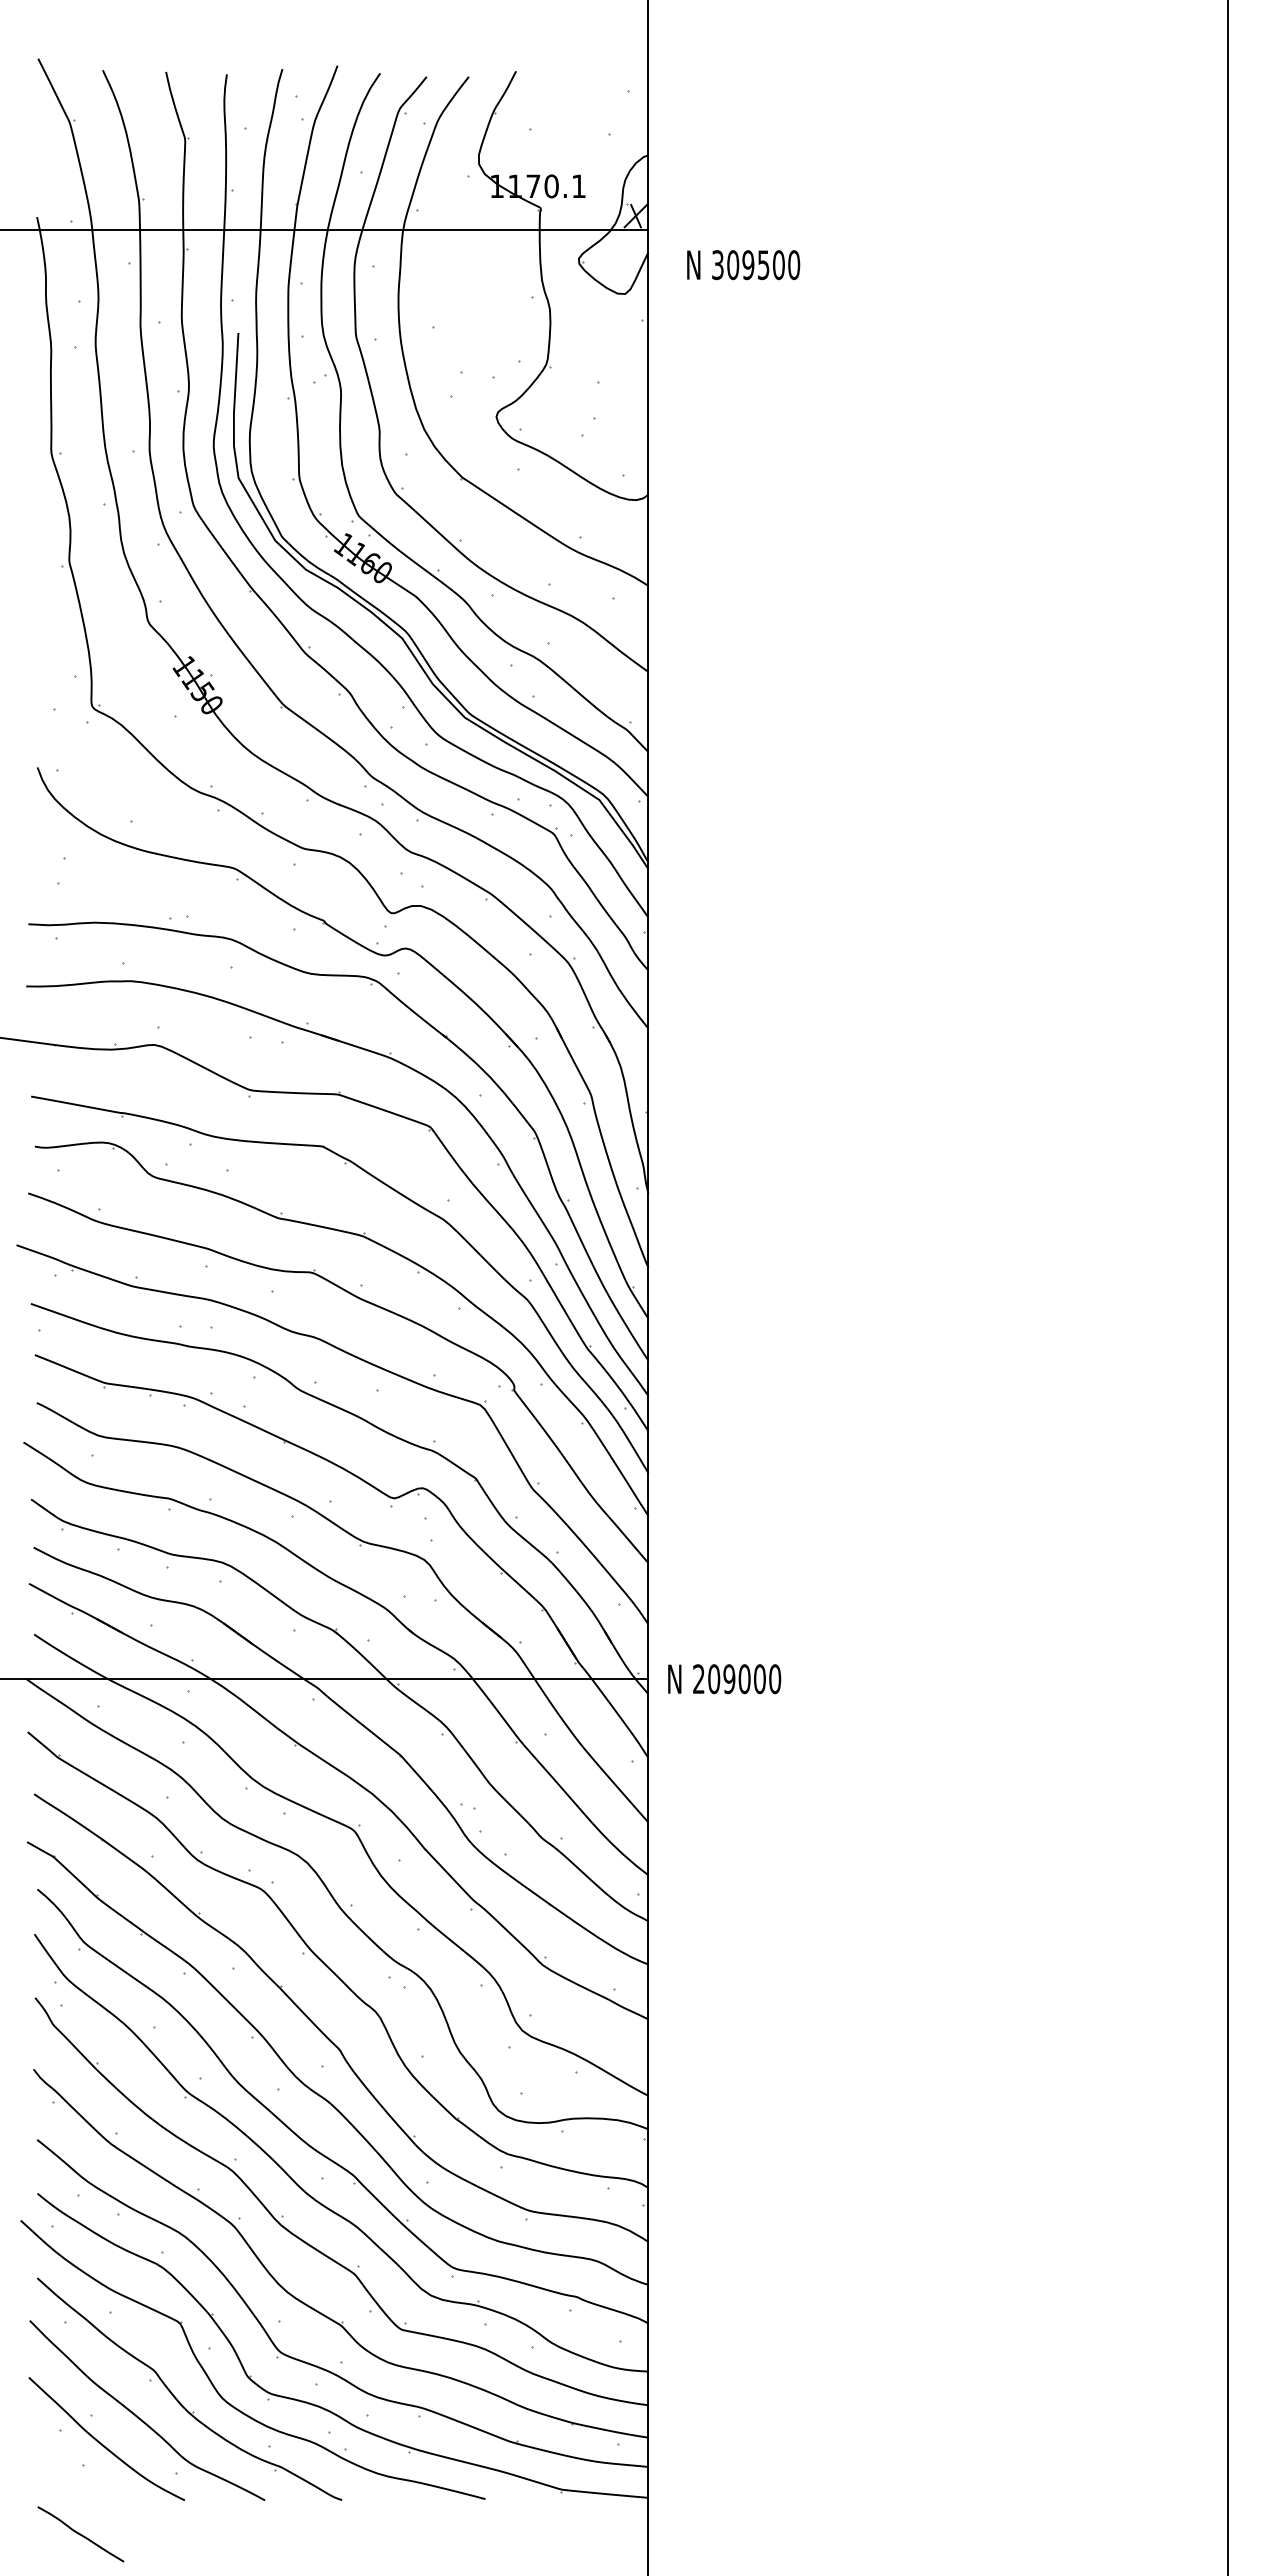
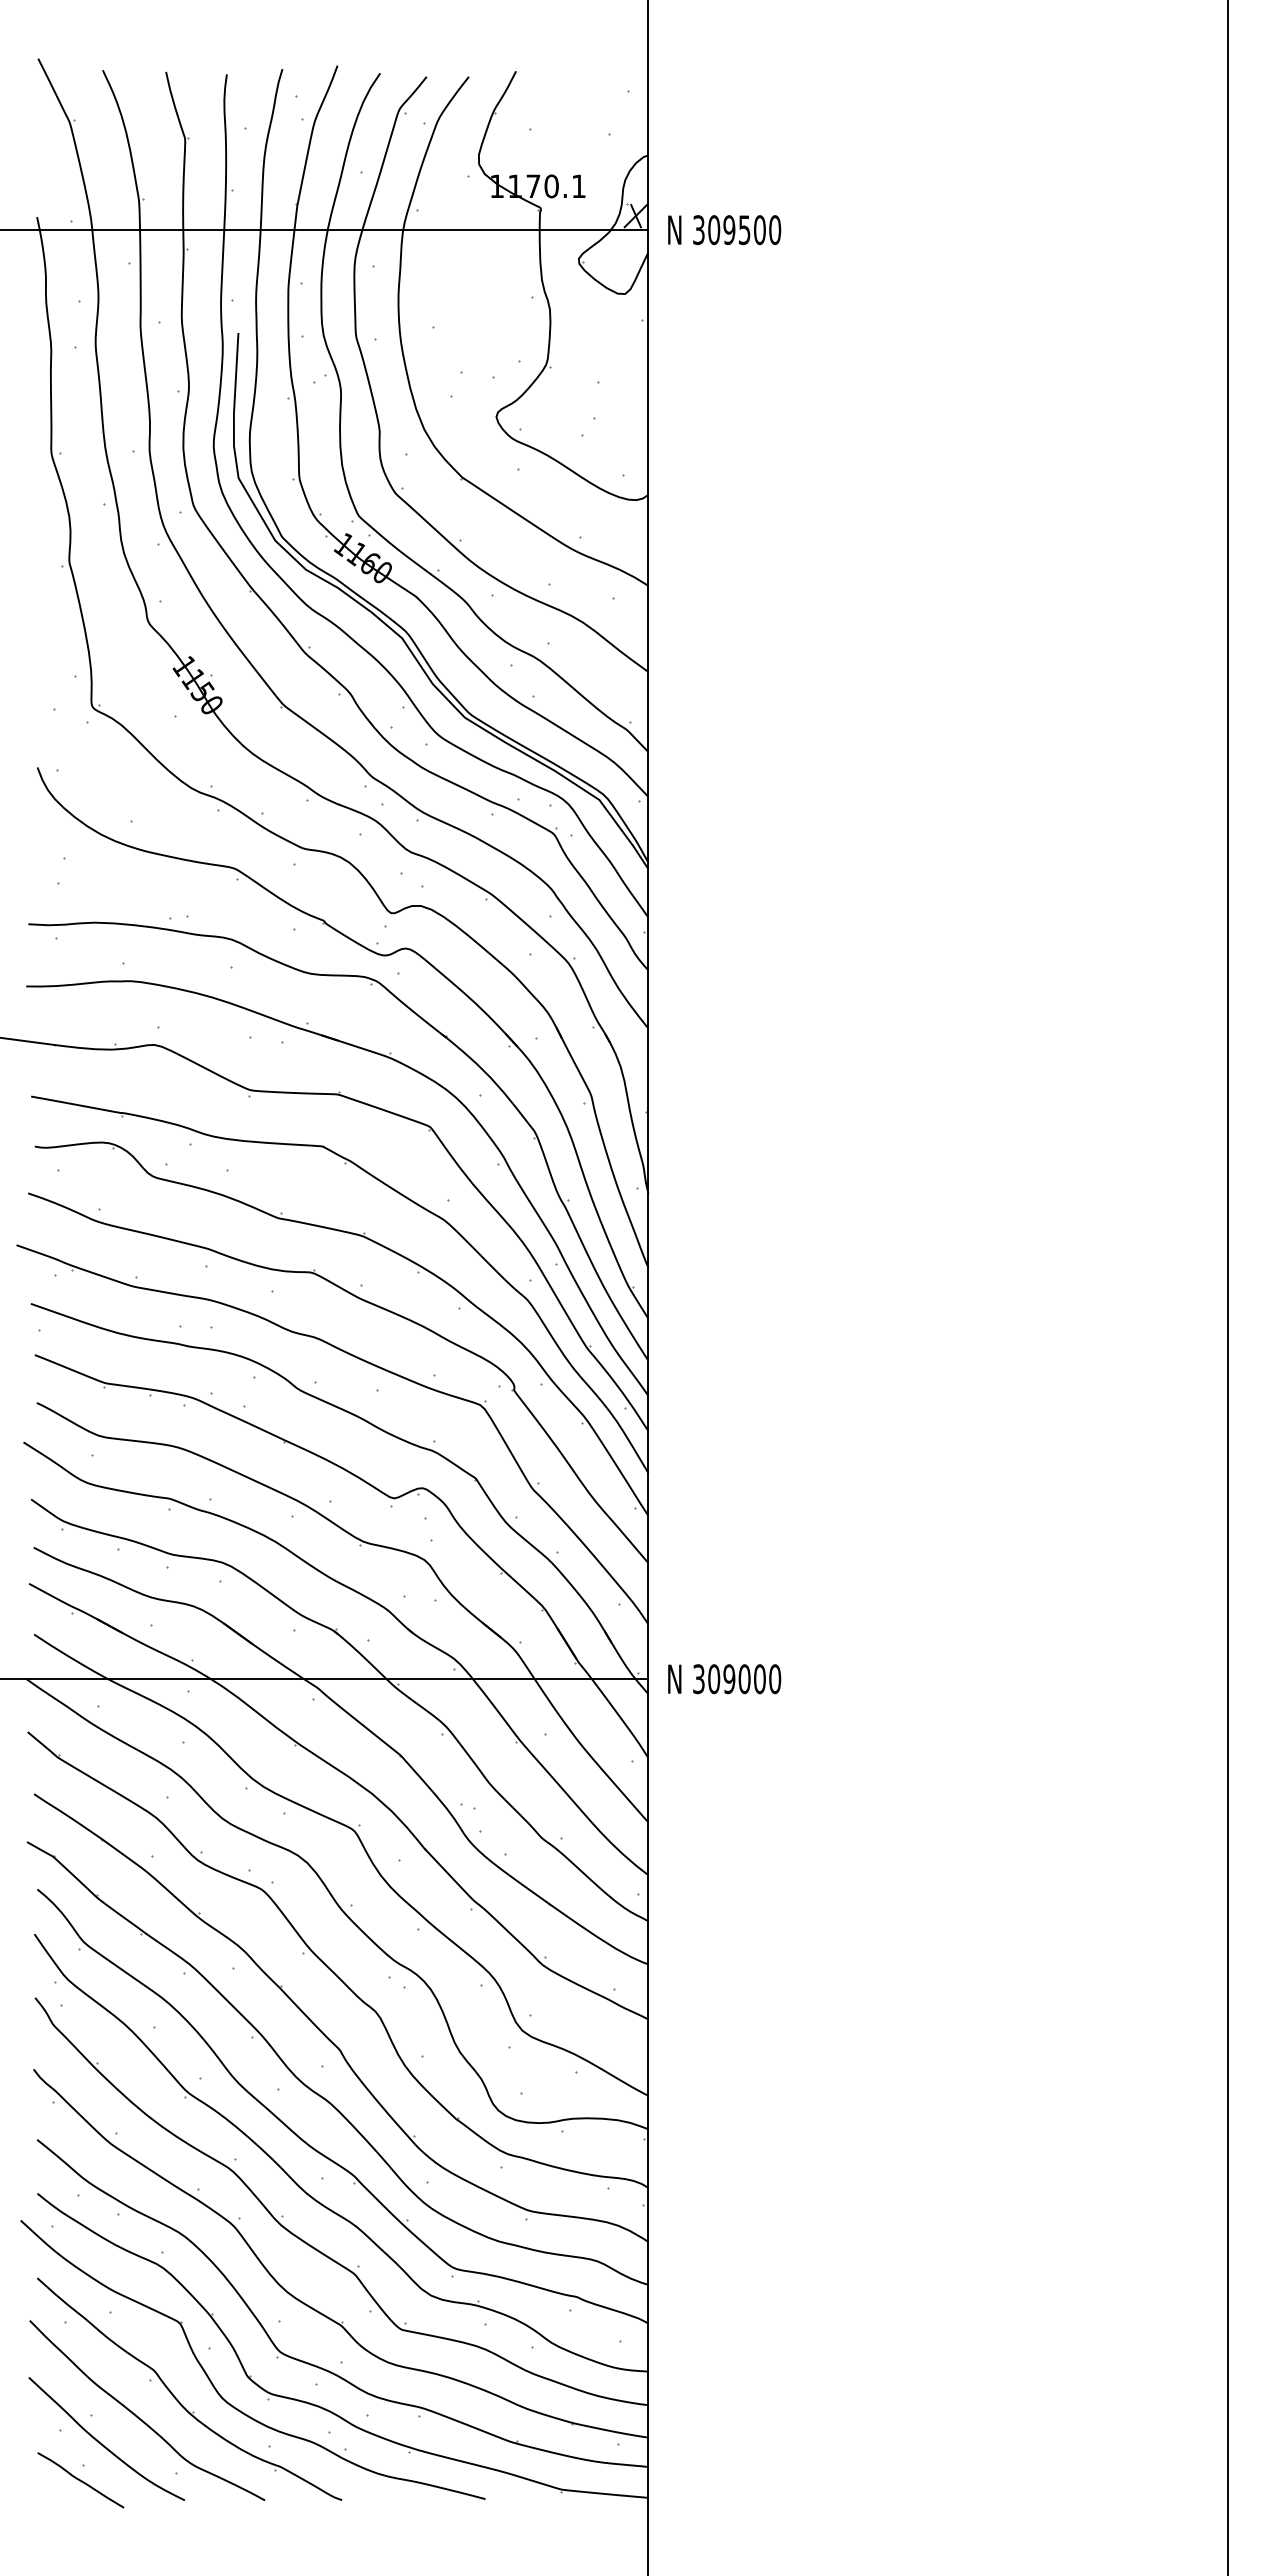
text position: (743, 265) -> (724, 230) (724, 230)
text: 209000 -> 309000 (698, 1679)
curve position: (80, 2534) -> (80, 2480) (80, 2480)
